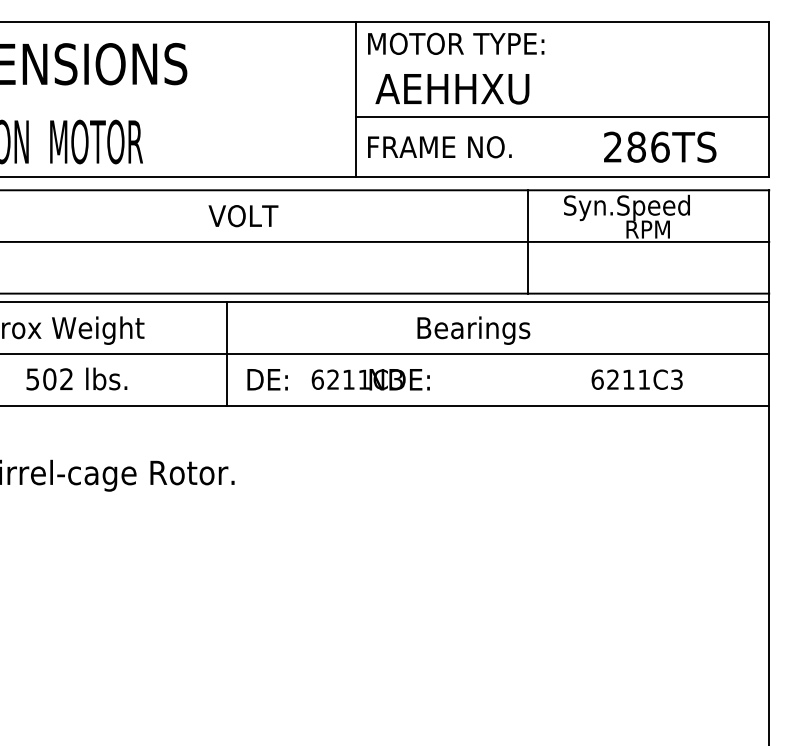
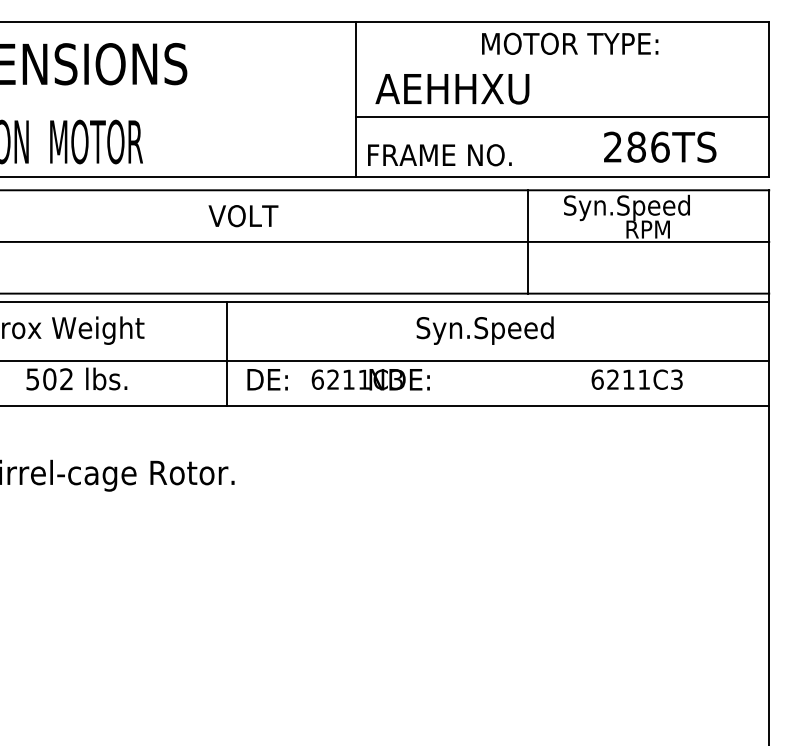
text position: (456, 43) -> (570, 43) (570, 43)
text position: (439, 147) -> (439, 155) (439, 155)
text: Bearings -> Syn.Speed (484, 330)
line position: (385, 353) -> (385, 360) (385, 360)
